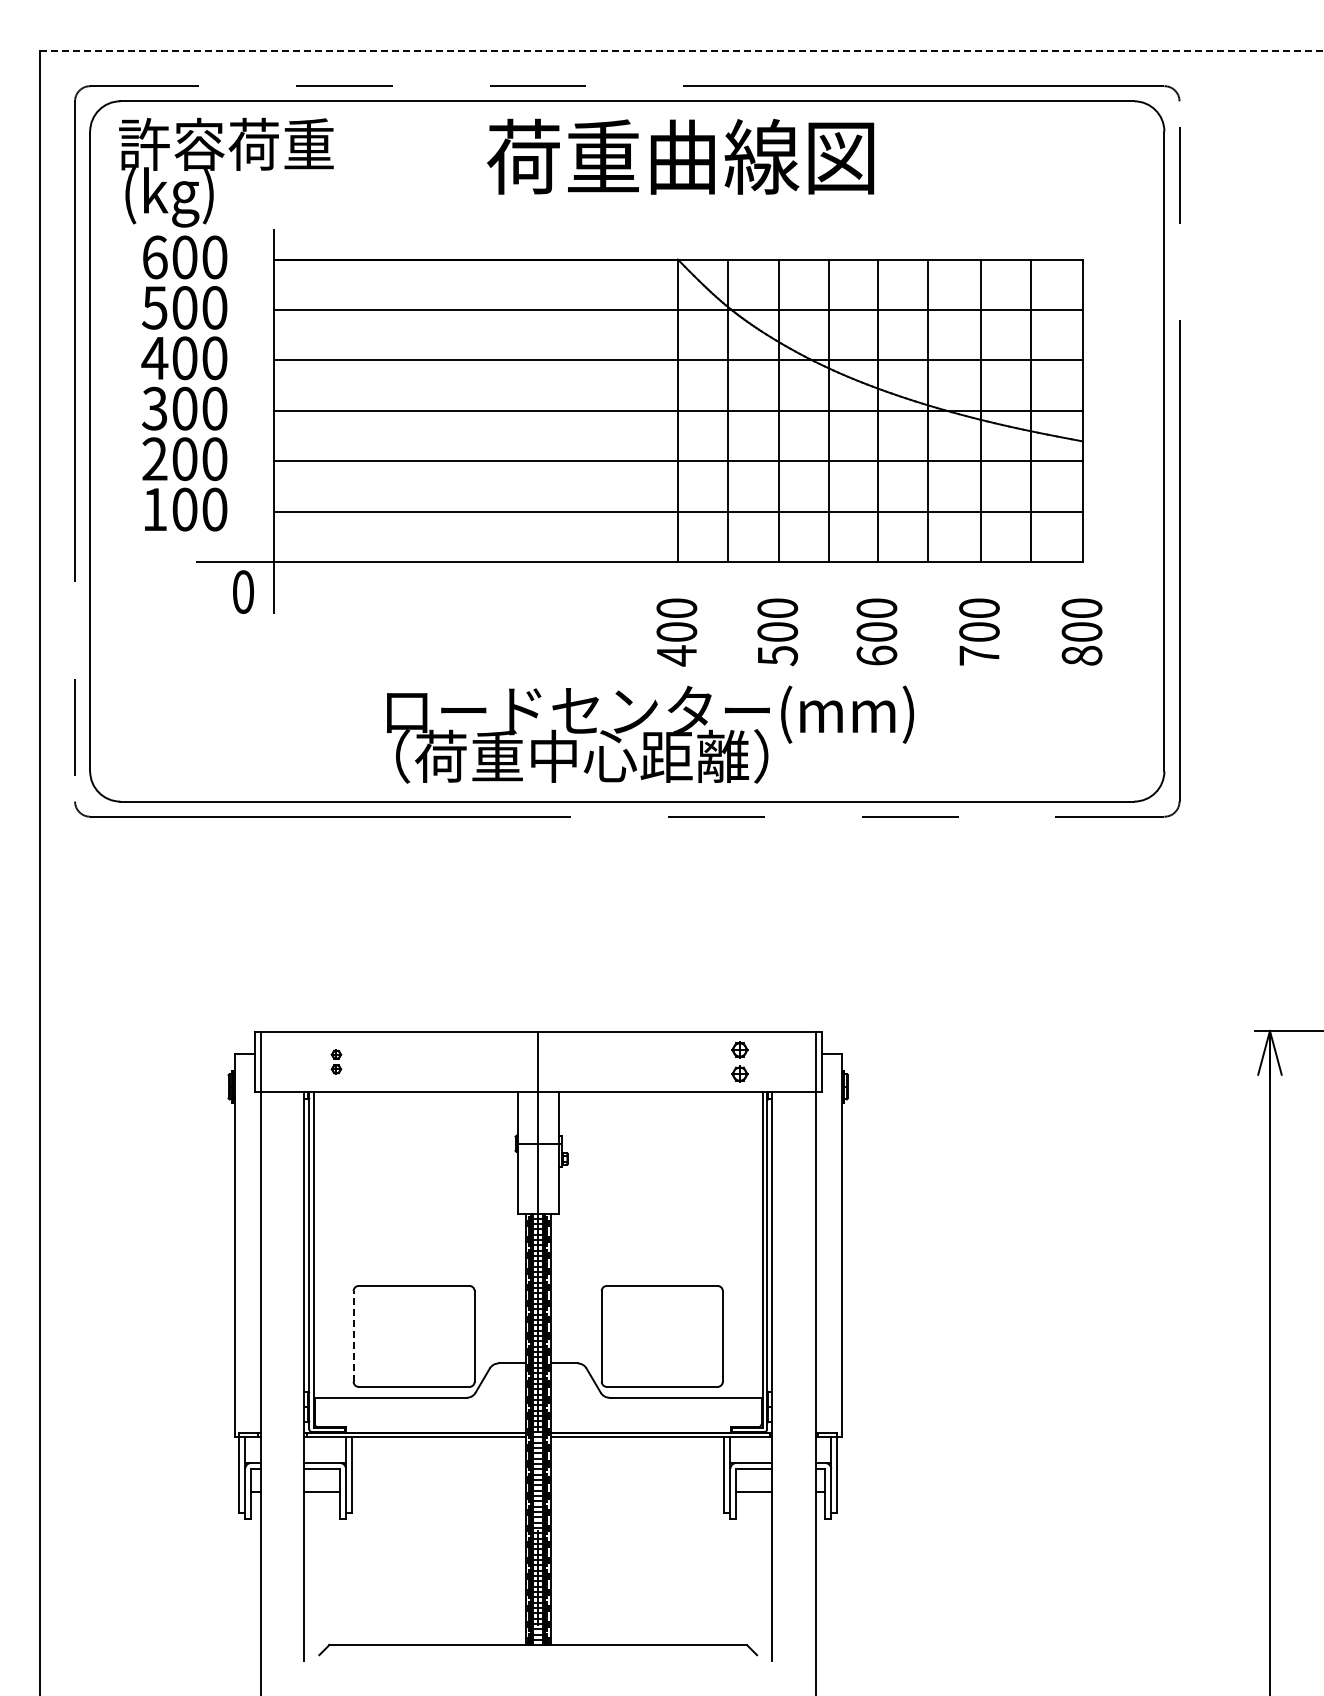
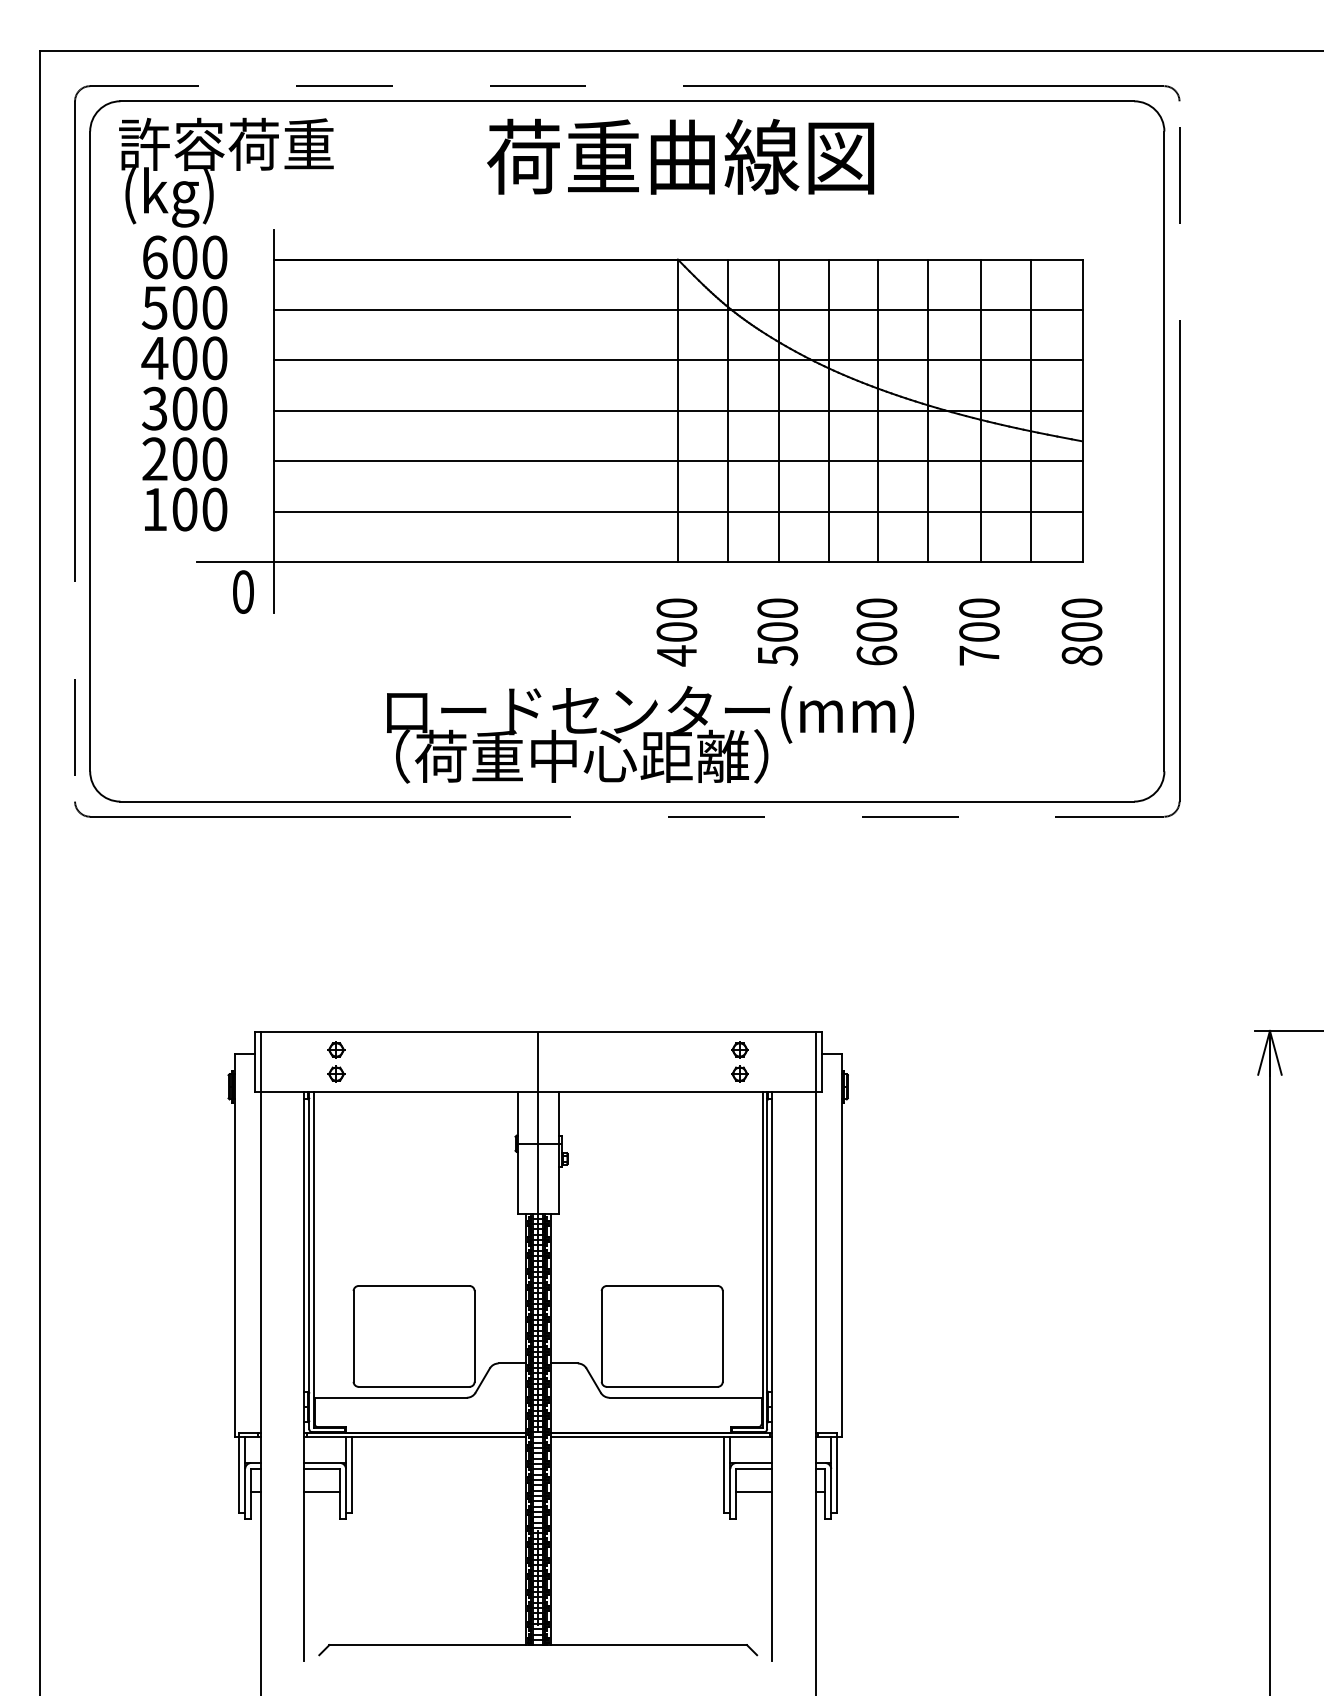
line: dashed -> solid (681, 50)
part size: 13x26 px -> 19x42 px (336, 1061)
line: dashed -> solid (353, 1335)
